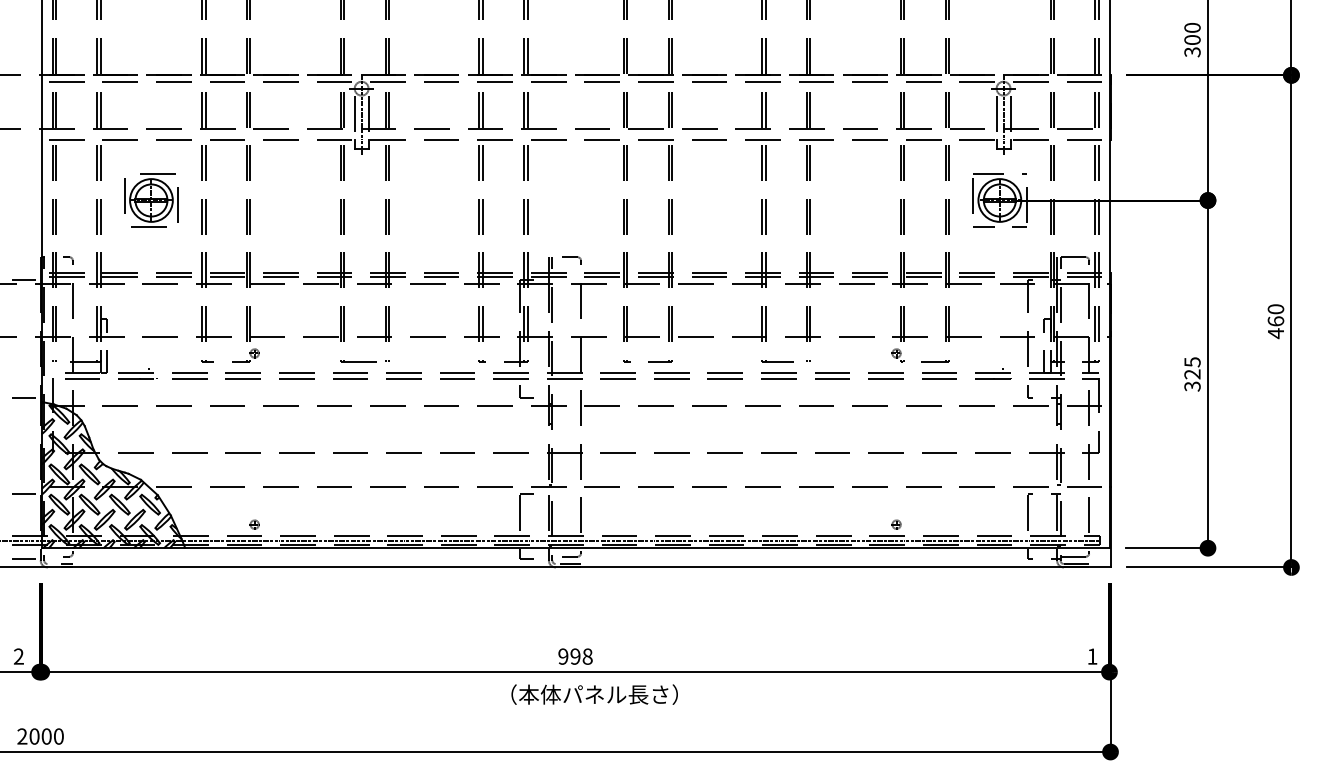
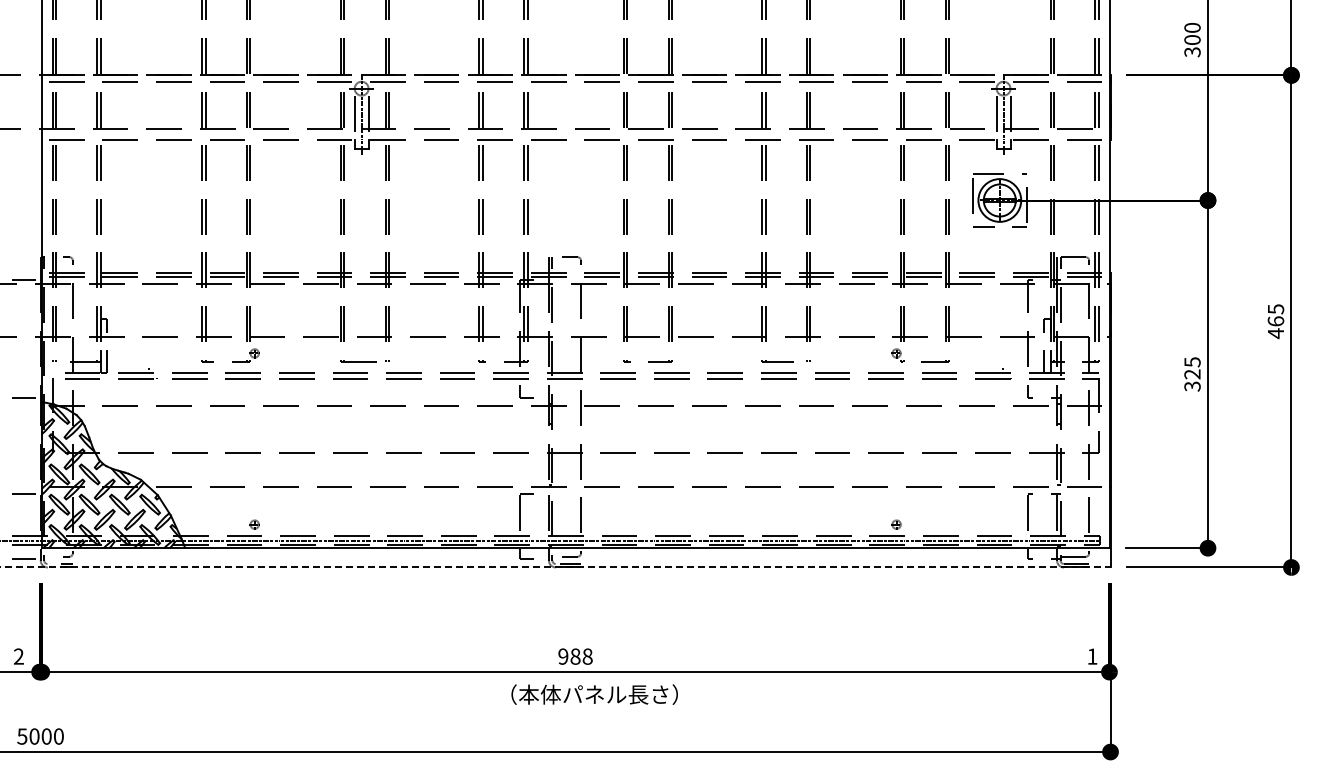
part: present -> none (151, 200)
text: 460 -> 465 (1275, 309)
line: solid -> dashed (555, 567)
text: 998 -> 988 (575, 656)
text: 2000 -> 5000 (22, 736)
